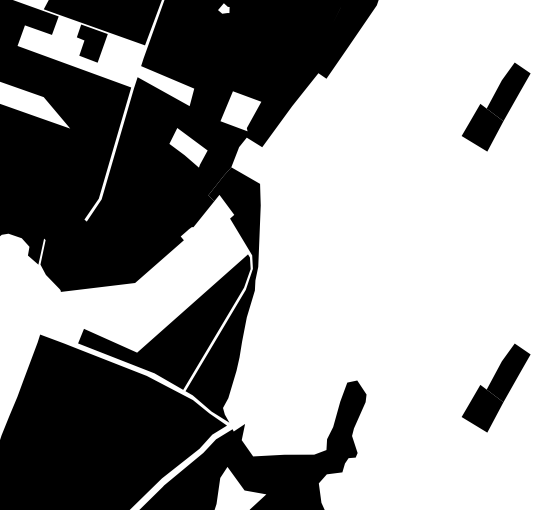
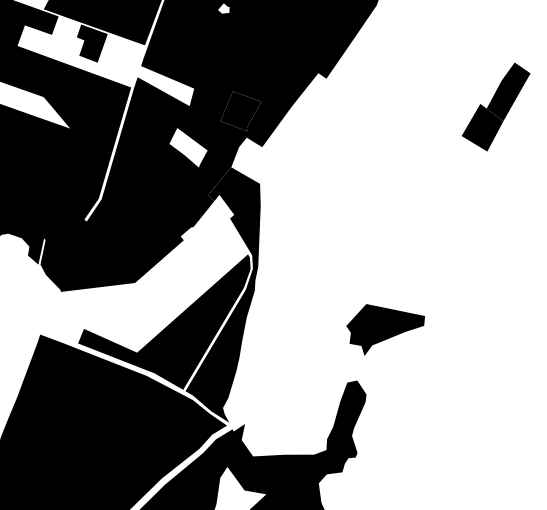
fill: none -> present (240, 111)
part: none -> present (385, 329)
part: present -> none (496, 387)
